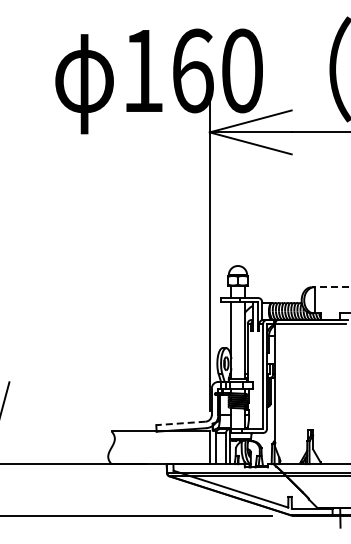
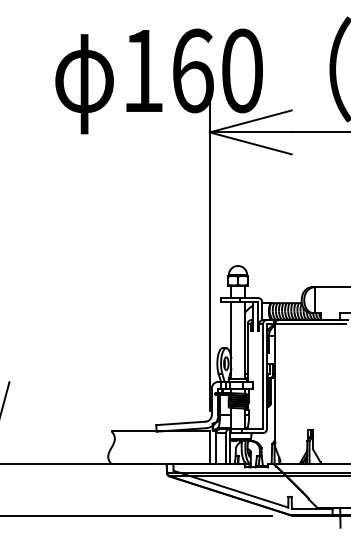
line: dashed -> solid (330, 287)
line: dashed -> solid (180, 423)
